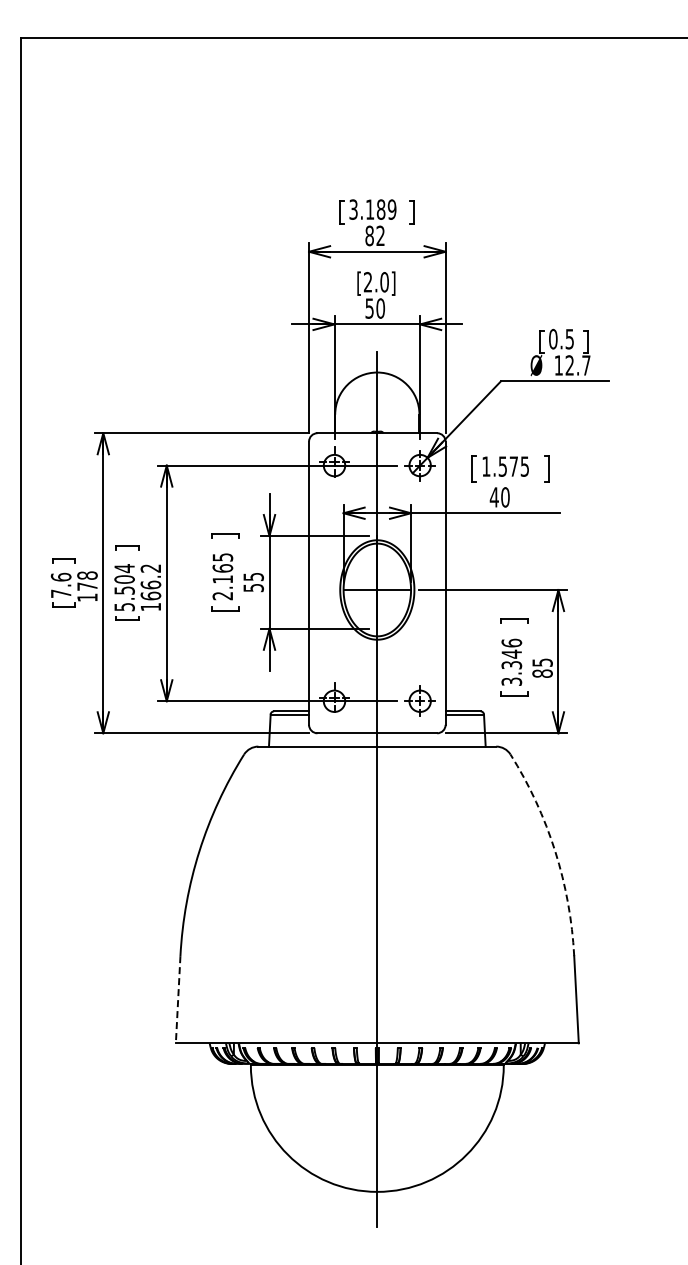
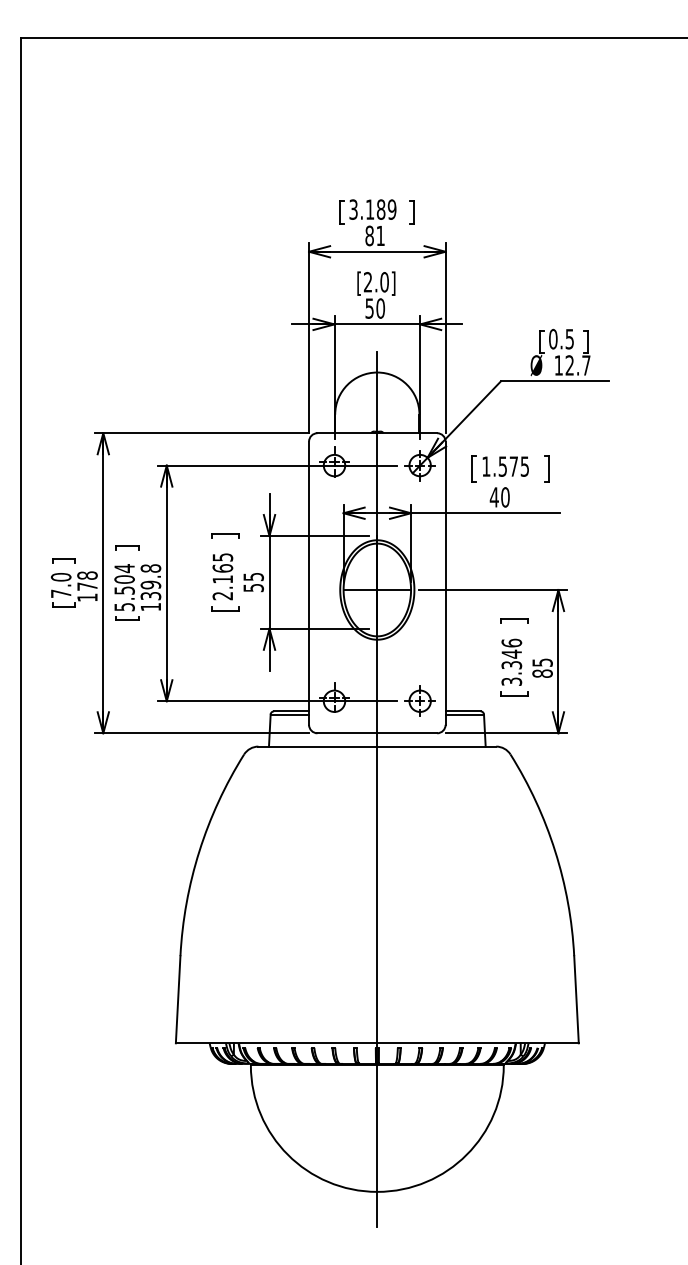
text: 82 -> 81 (380, 235)
text: 7.6 -> 7.0 (60, 576)
text: 166.2 -> 139.8 (150, 582)
arc: dashed -> solid (555, 851)
line: dashed -> solid (178, 999)
